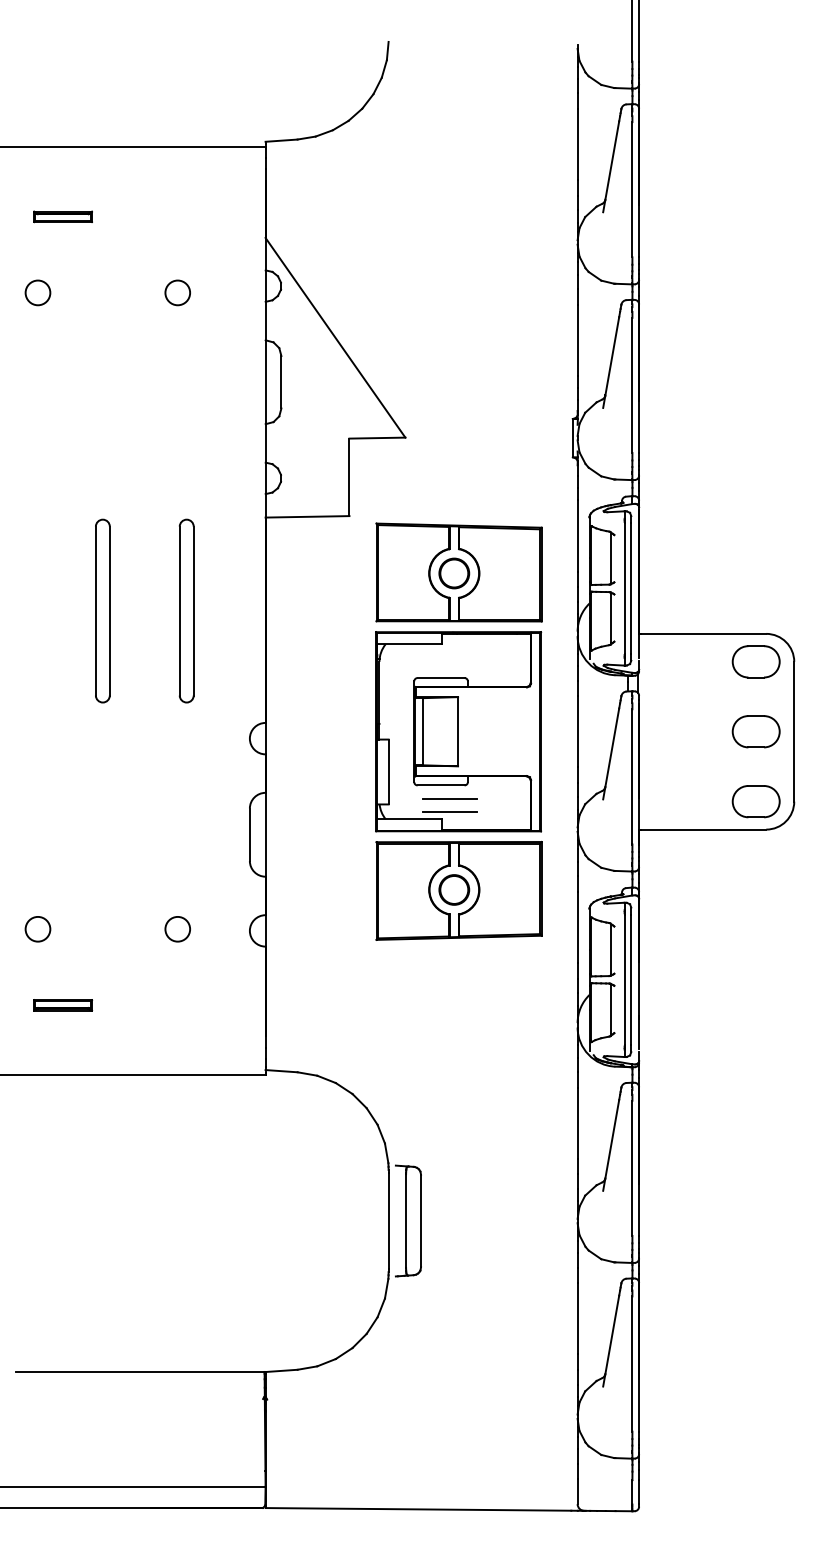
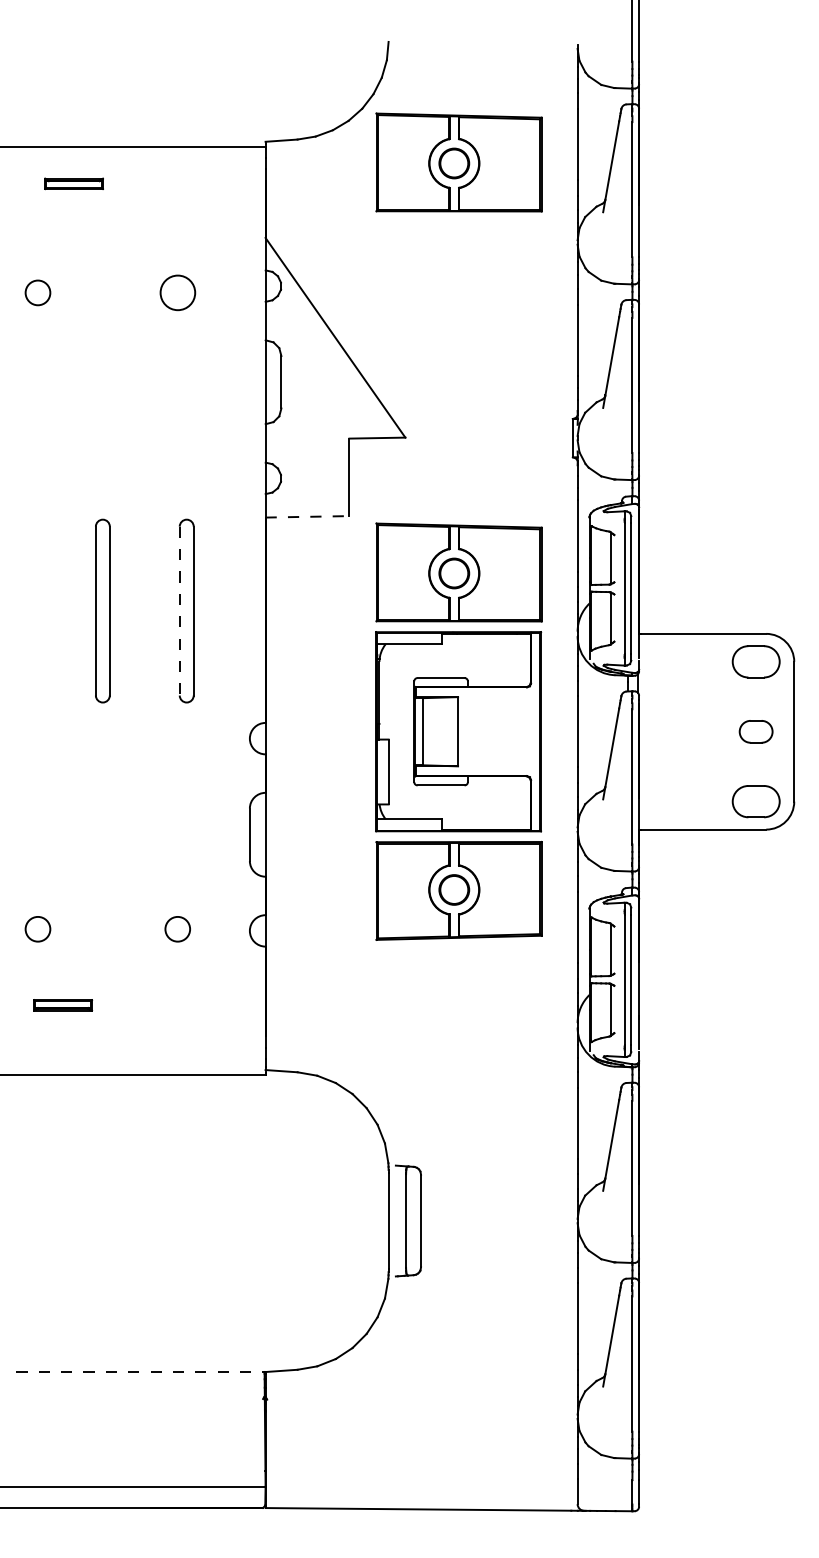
part: none -> present (458, 162)
part position: (62, 216) -> (73, 183) (73, 183)
circle size: 27x28 px -> 38x38 px (177, 292)
line: solid -> dashed (307, 516)
line: solid -> dashed (179, 611)
part size: 50x34 px -> 36x24 px (755, 731)
line: present -> none (449, 798)
line: present -> none (449, 812)
line: solid -> dashed (140, 1371)
